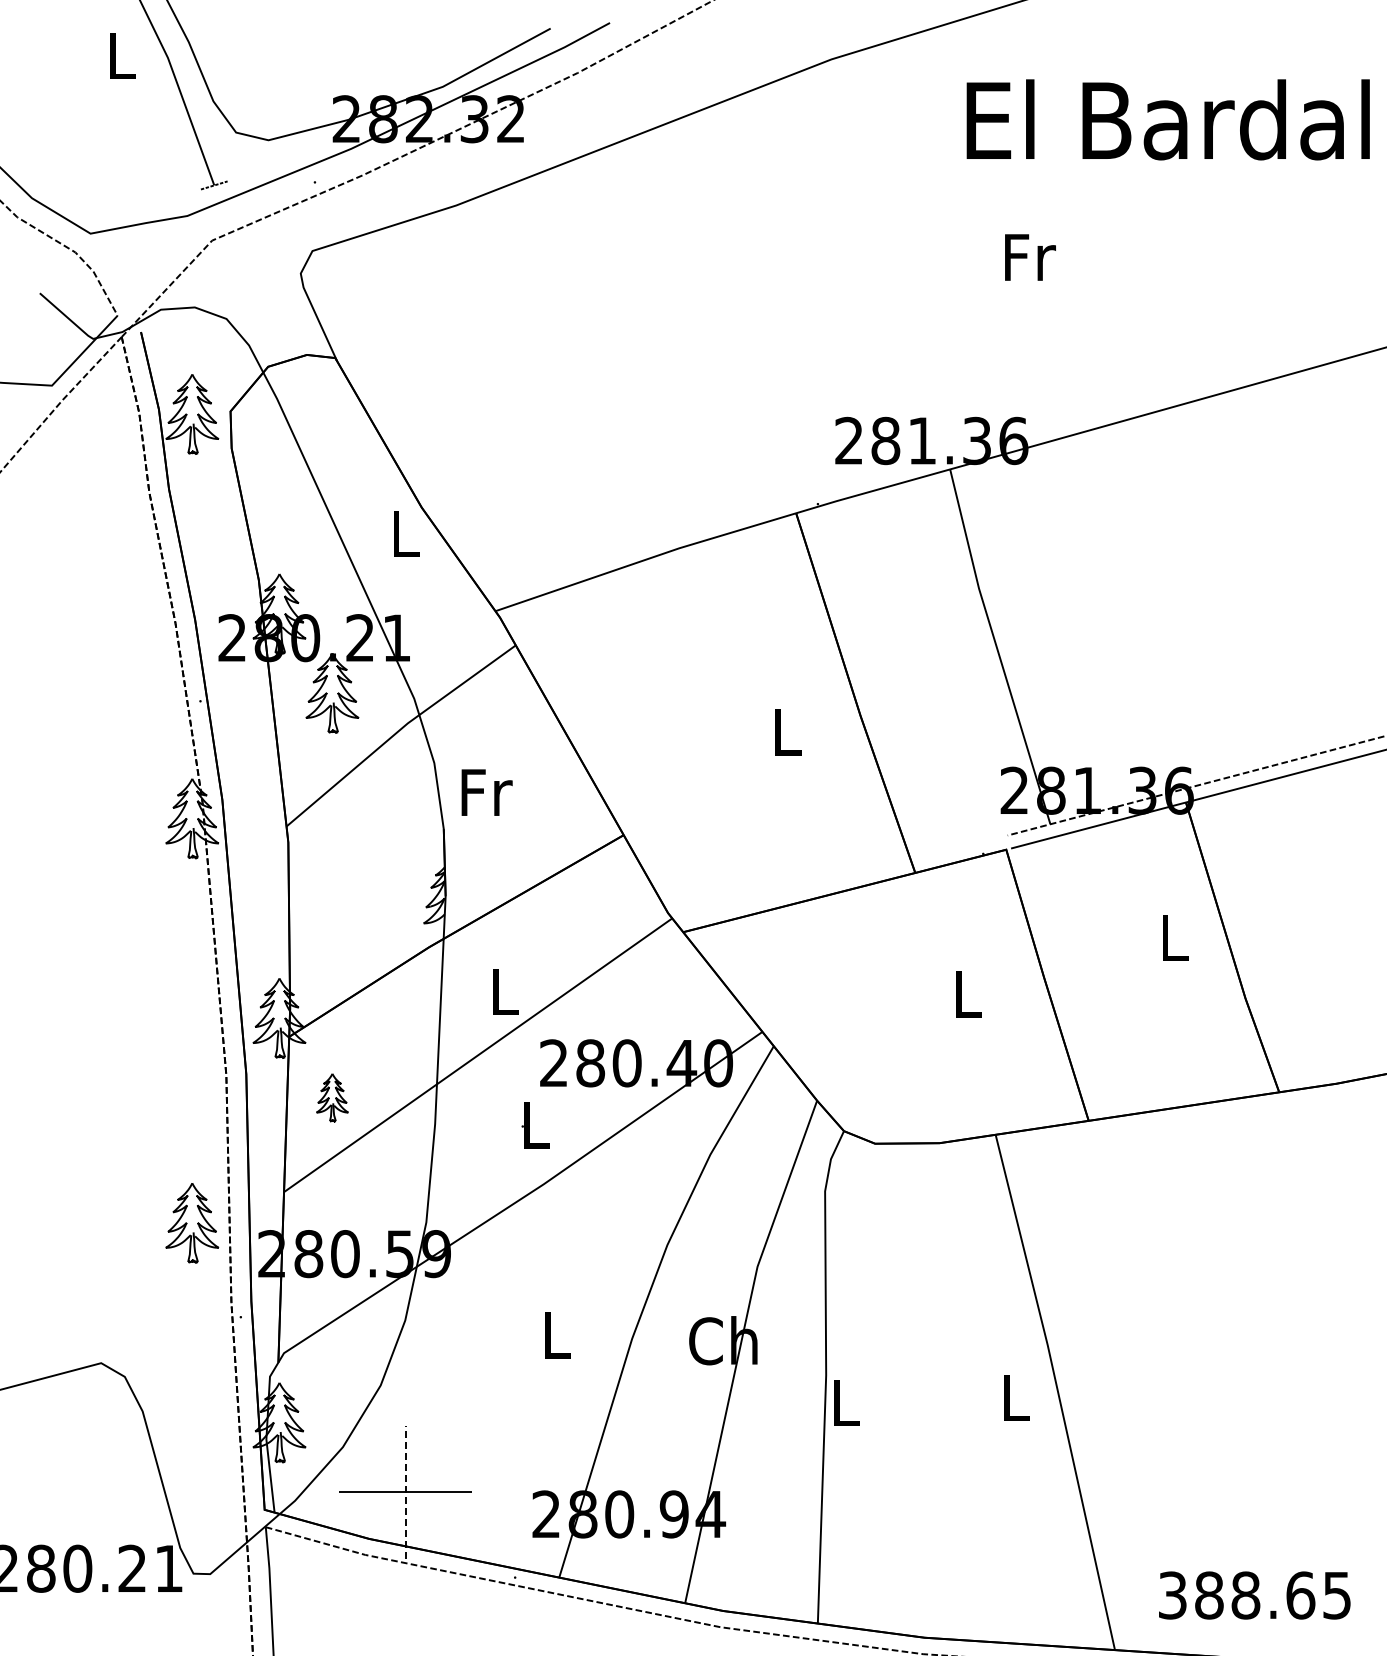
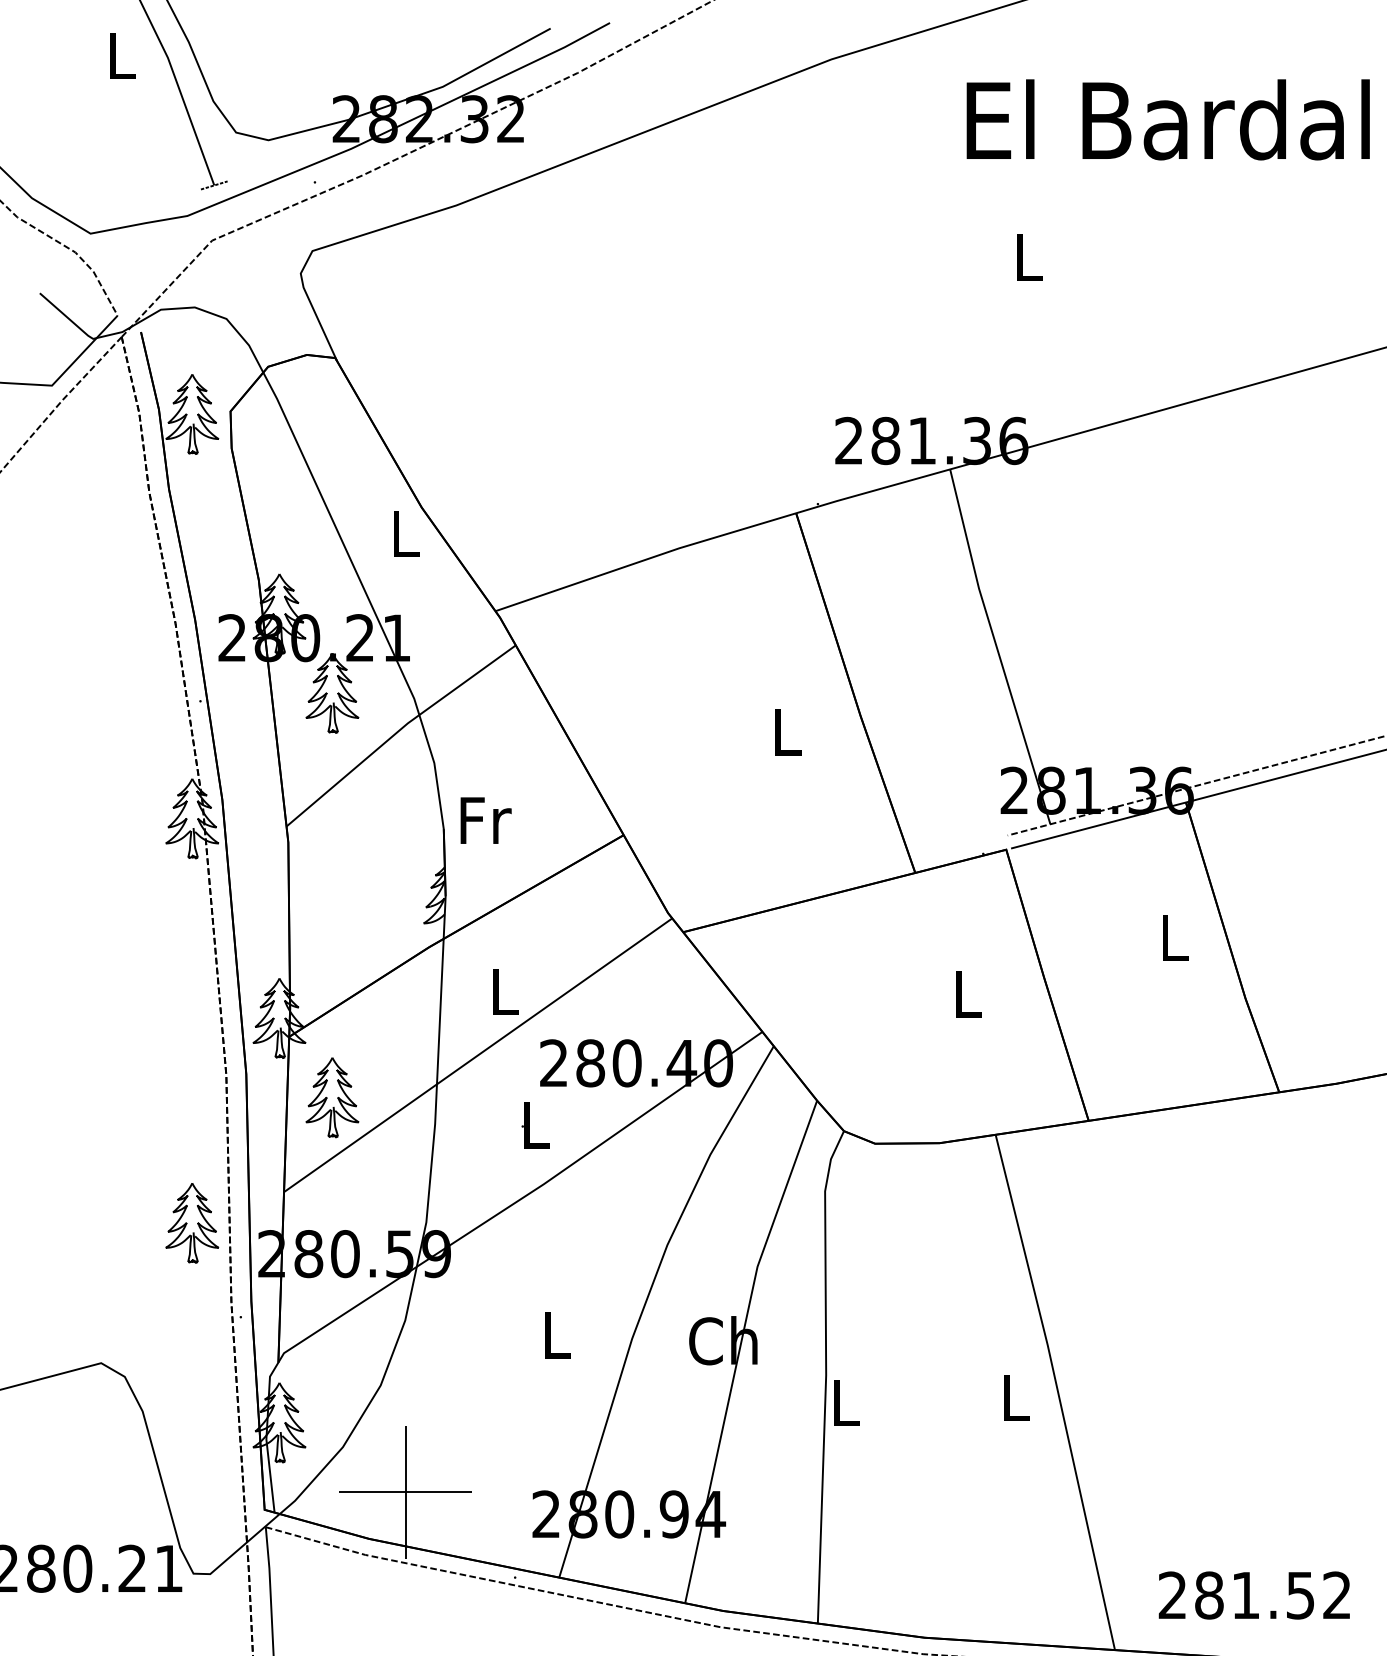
text: Fr -> L (1030, 257)
text position: (486, 792) -> (485, 820) (485, 820)
part size: 33x50 px -> 55x82 px (332, 1097)
line: dashed -> solid (405, 1492)
text: 388.65 -> 281.52 (1254, 1595)
